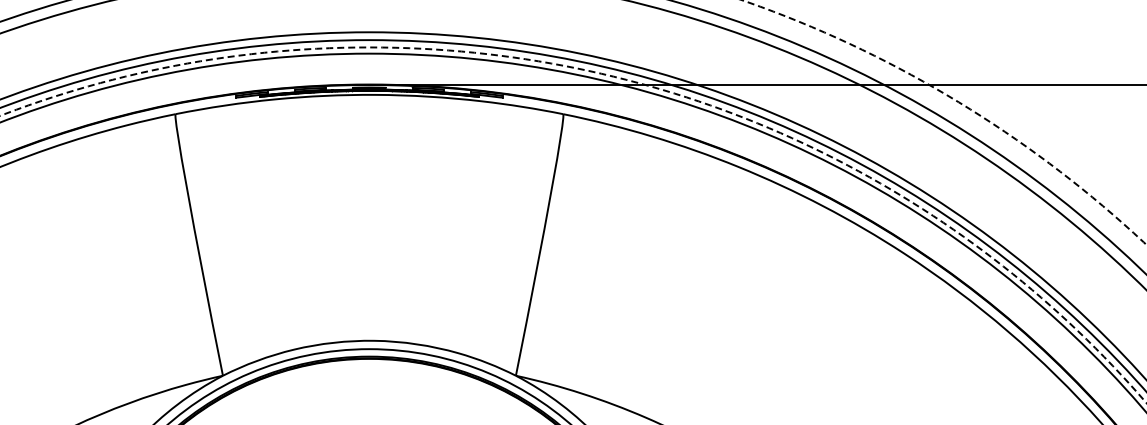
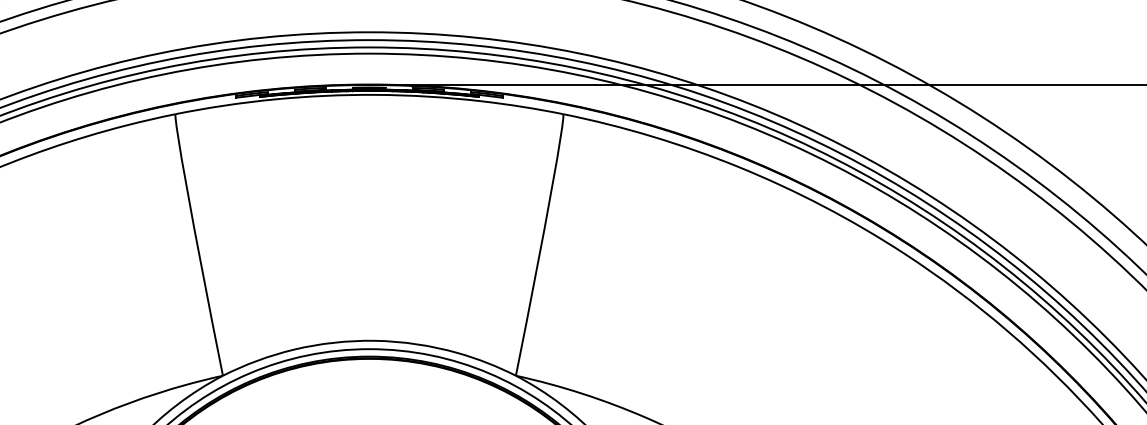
circle: dashed -> solid (943, 122)
circle: dashed -> solid (573, 225)
